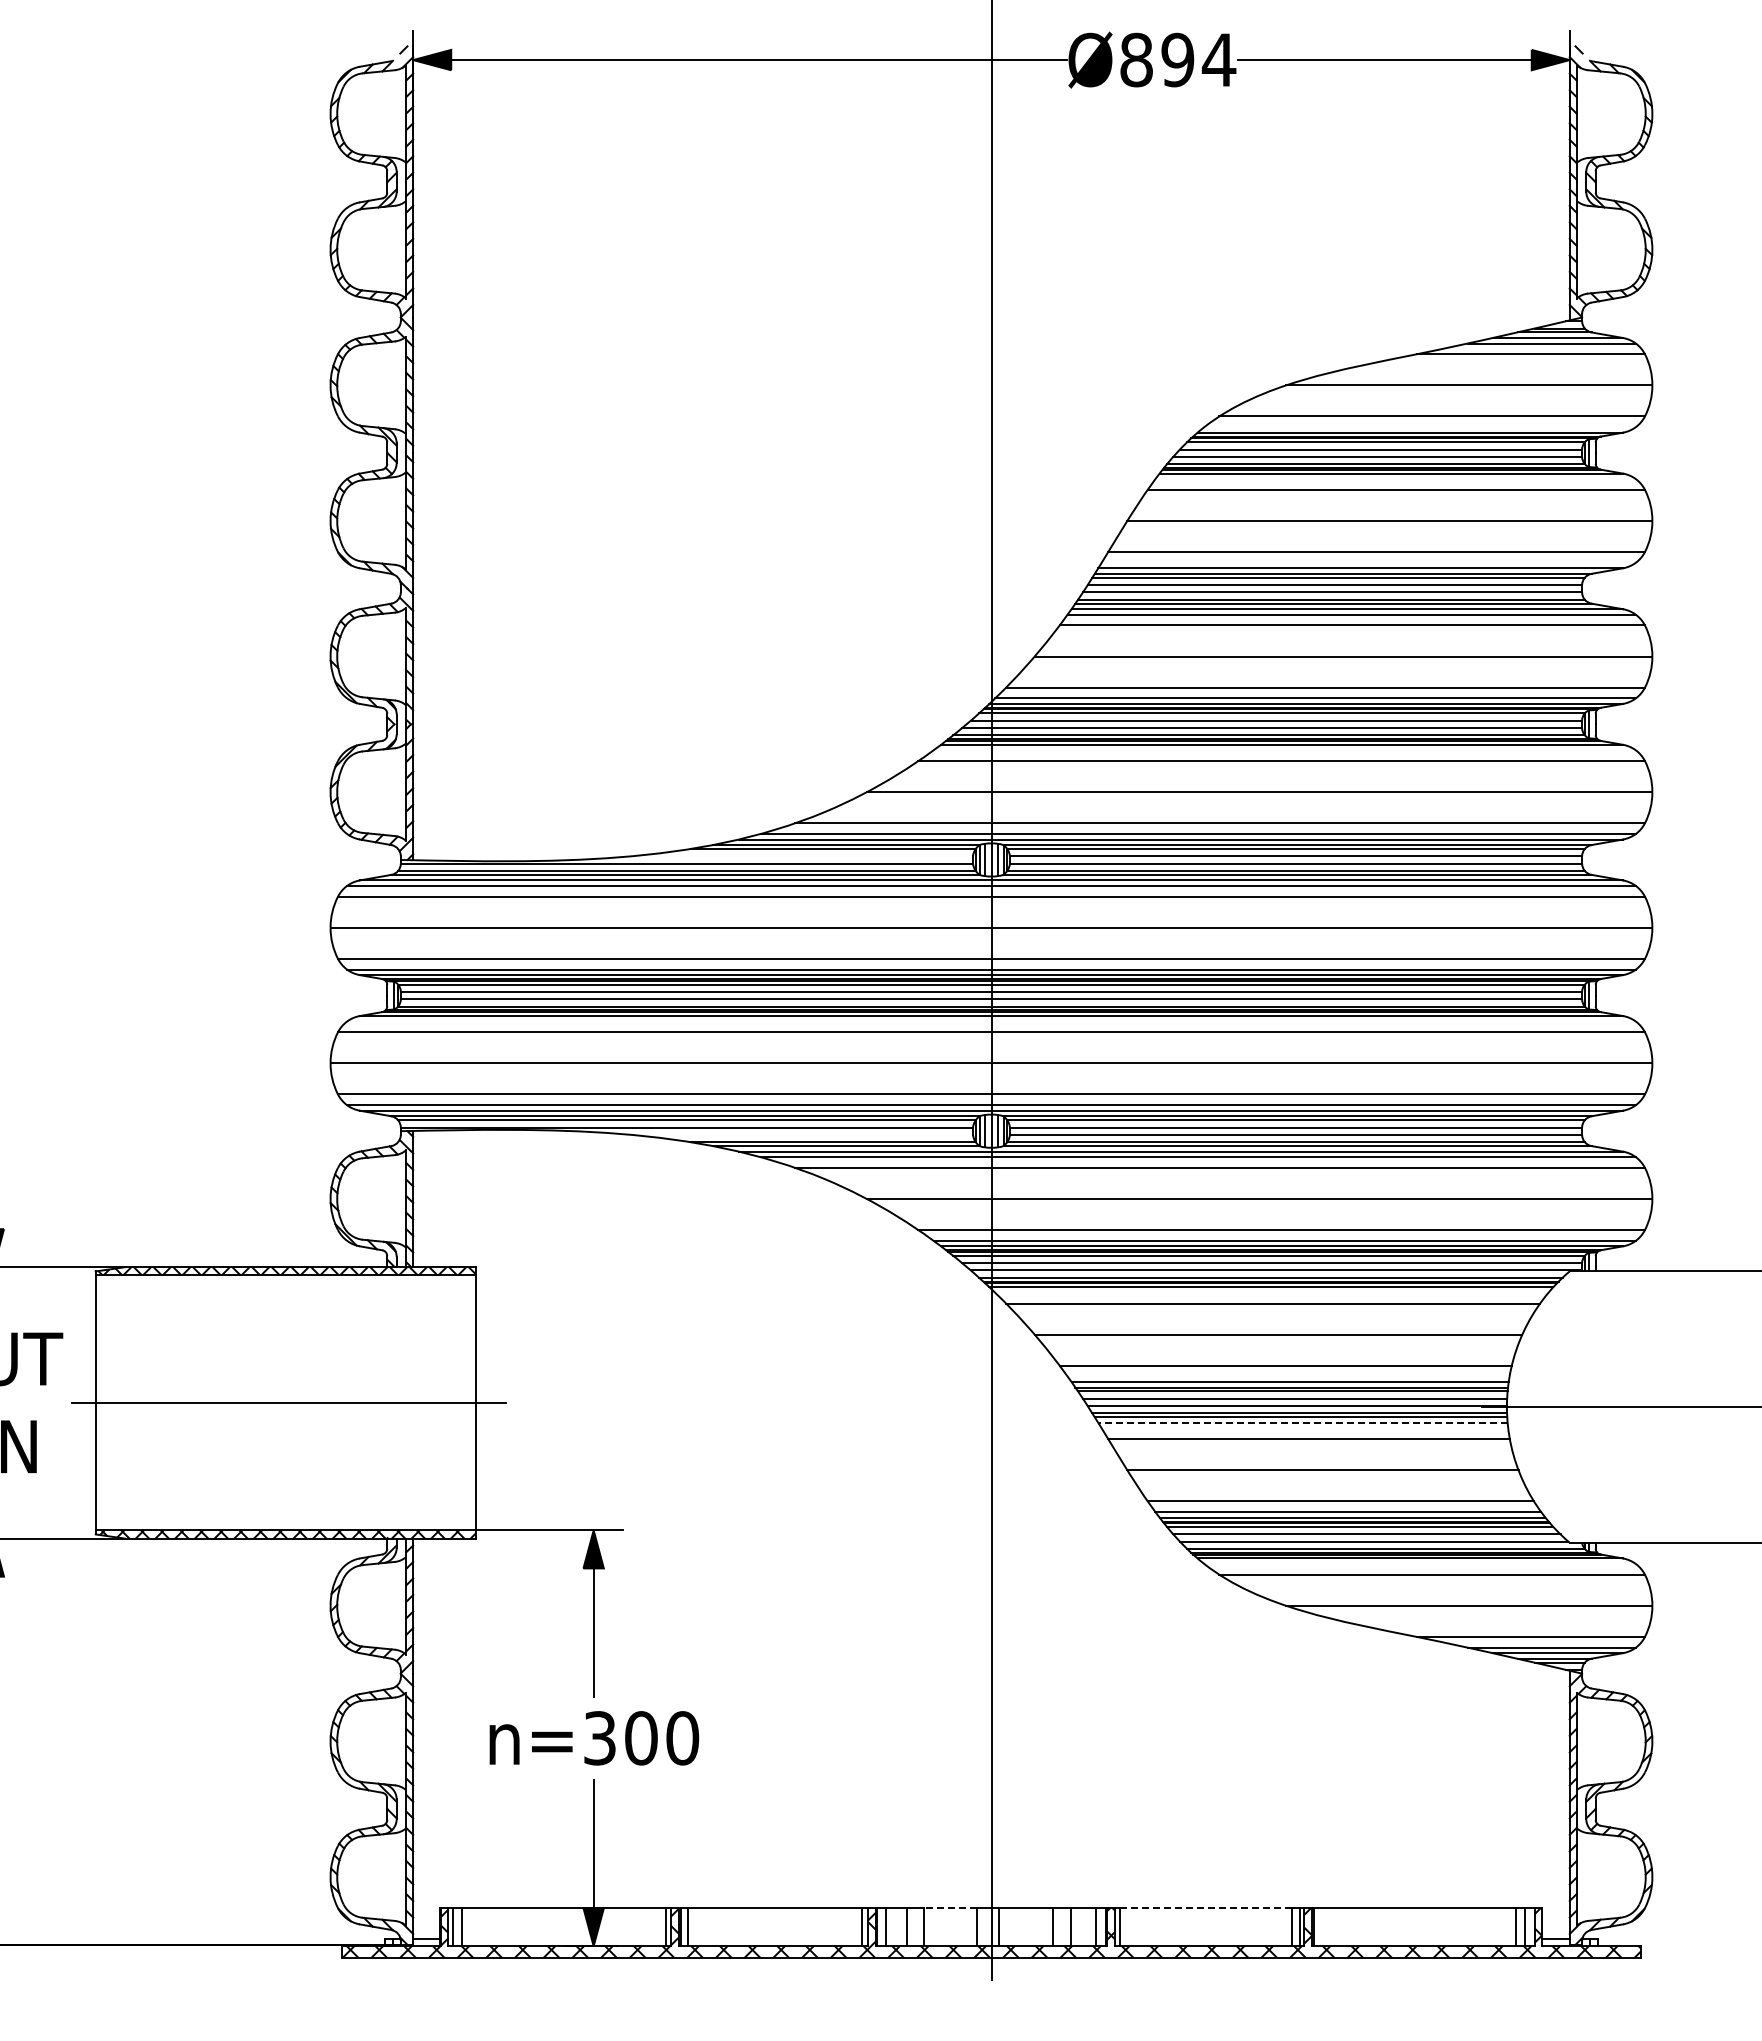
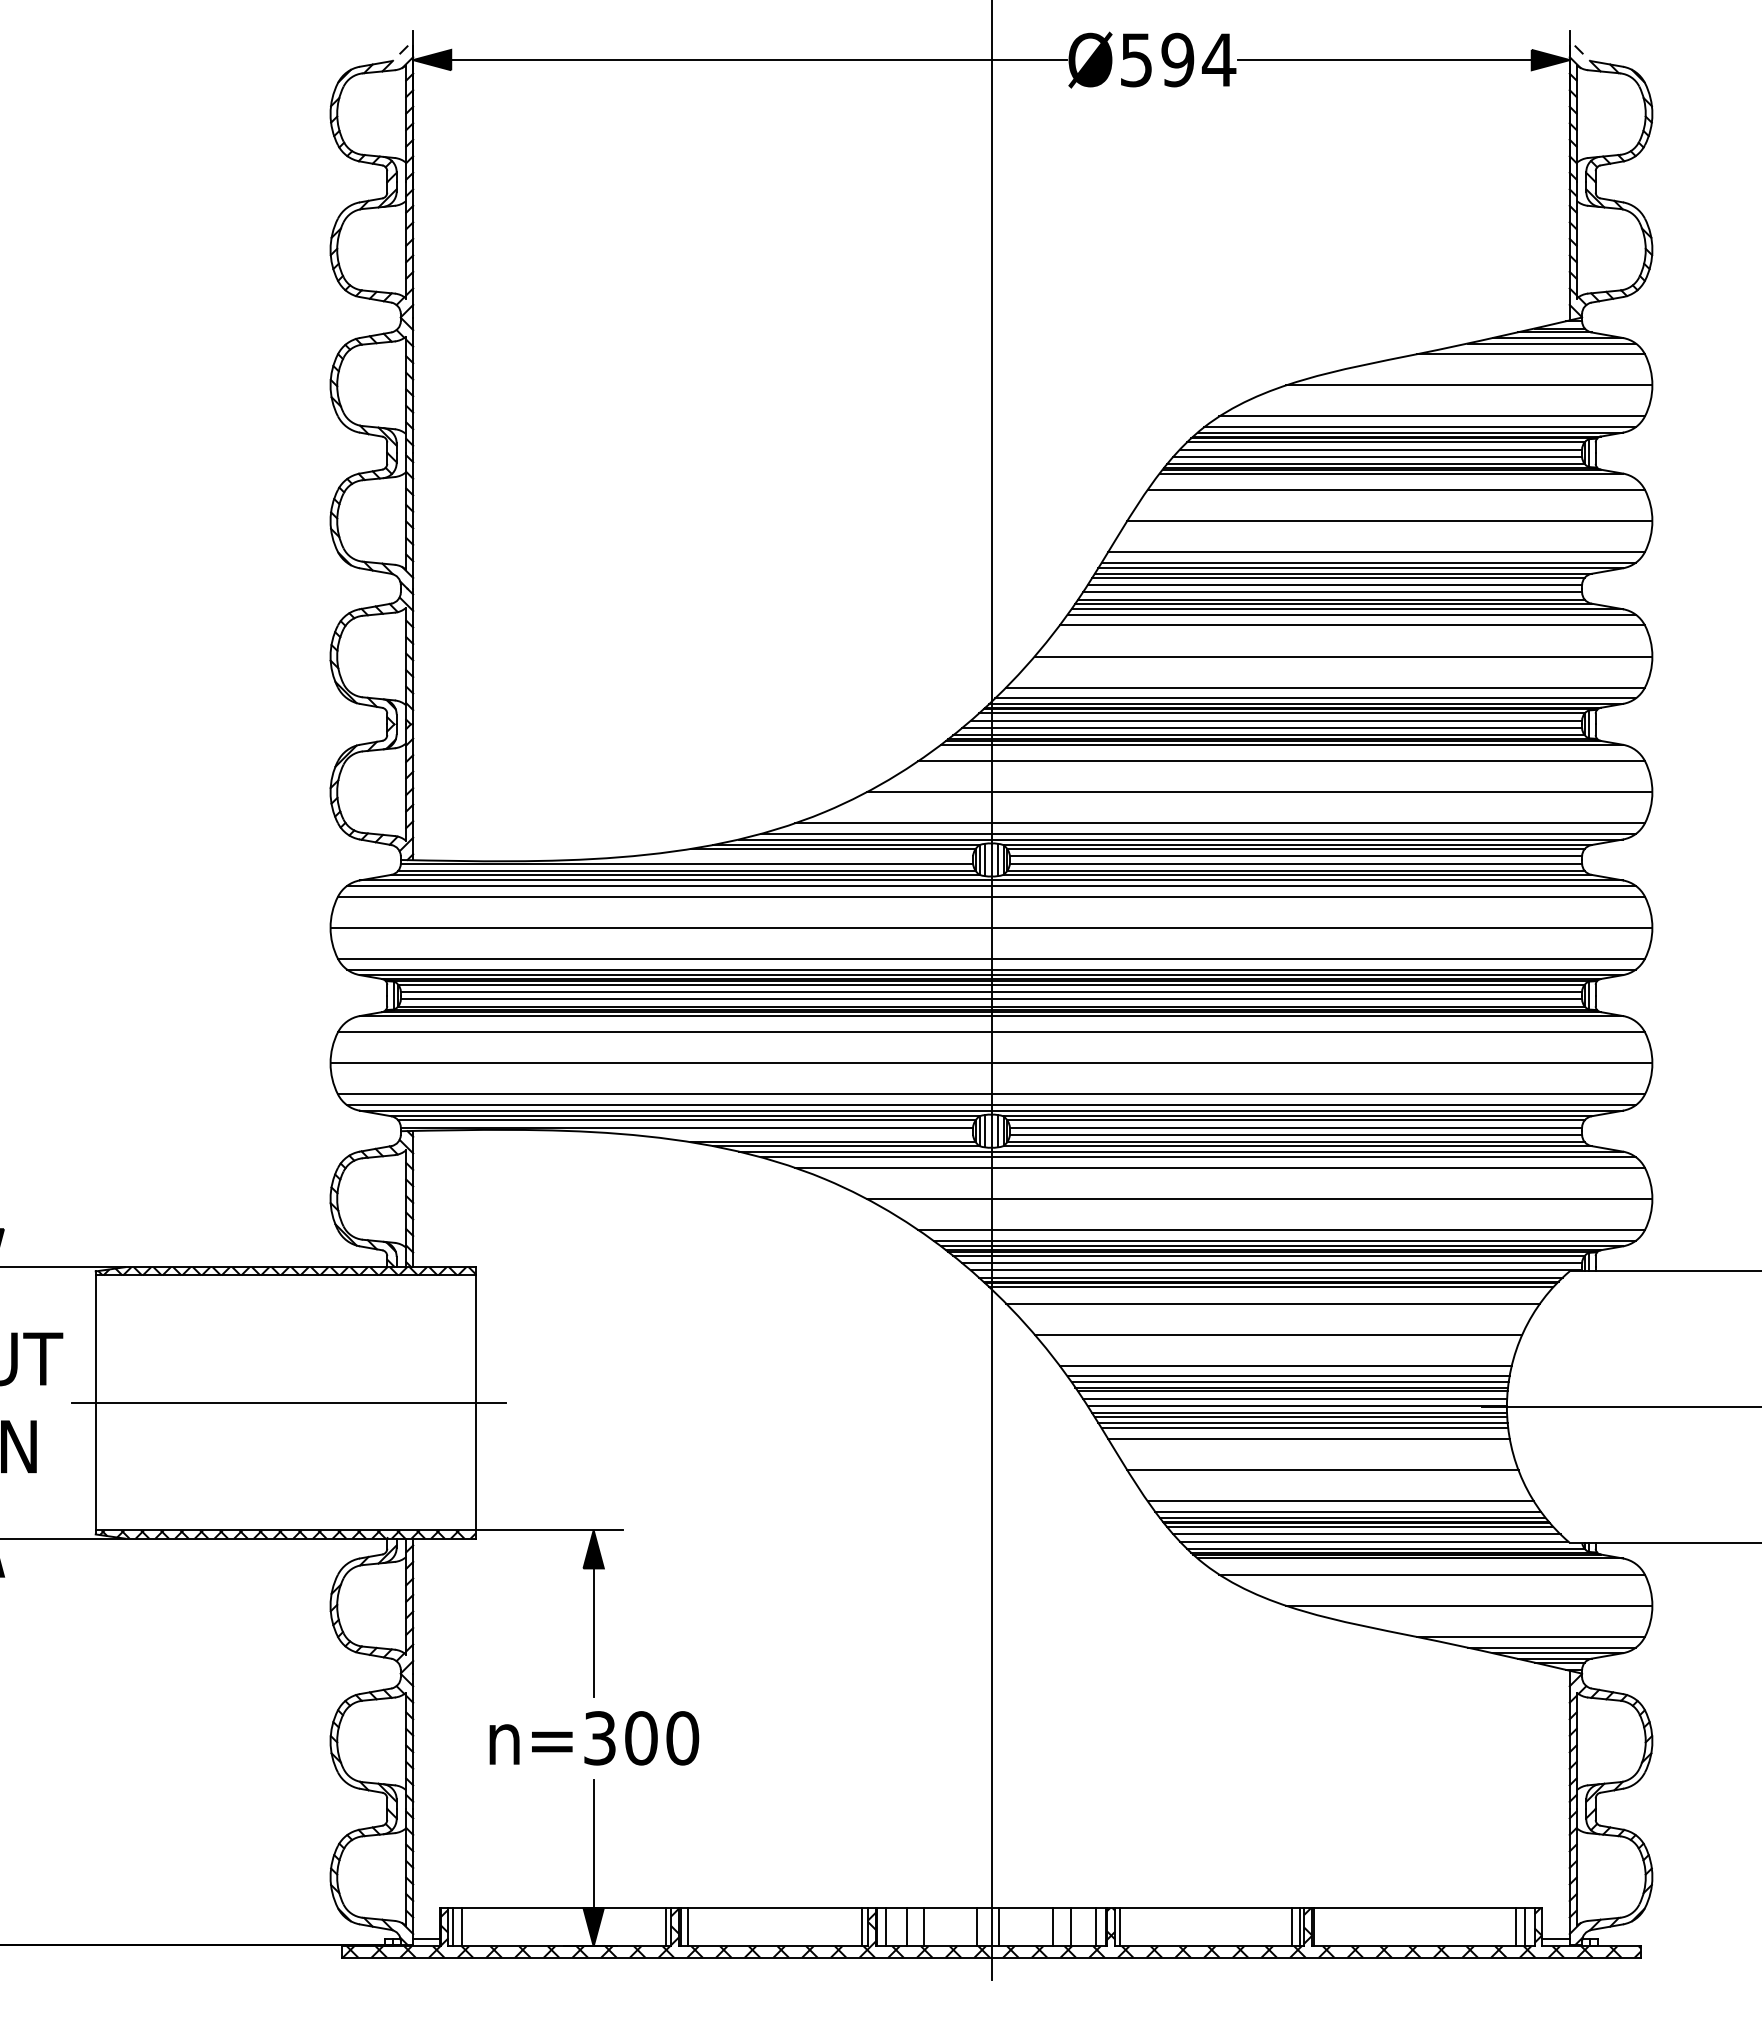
text: Ø894 -> Ø594 (1136, 59)
line: none -> present (1419, 427)
line: none -> present (1368, 562)
line: none -> present (1288, 1376)
line: dashed -> solid (1302, 1422)
line: none -> present (1304, 1428)
line: dashed -> solid (950, 1907)
line: dashed -> solid (1206, 1907)
